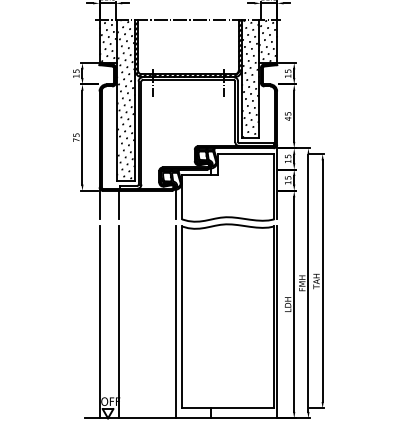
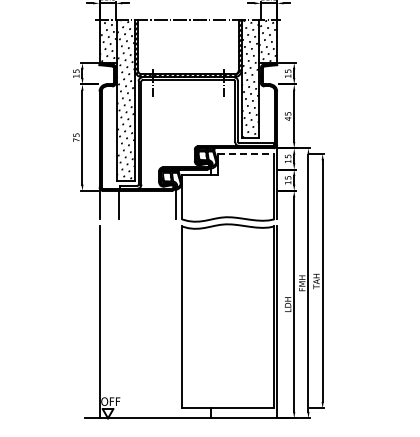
line: solid -> dashed (246, 154)
line: present -> none (118, 322)
line: present -> none (175, 322)
